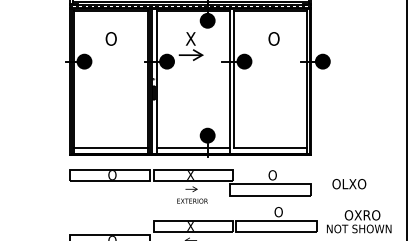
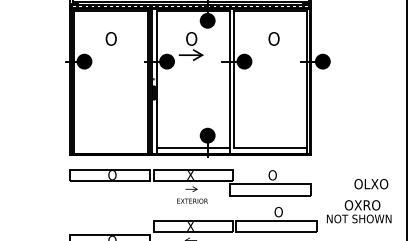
text: X -> O (191, 38)
line: present -> none (110, 147)
text position: (349, 184) -> (371, 184) (371, 184)
text position: (359, 221) -> (359, 211) (359, 211)
